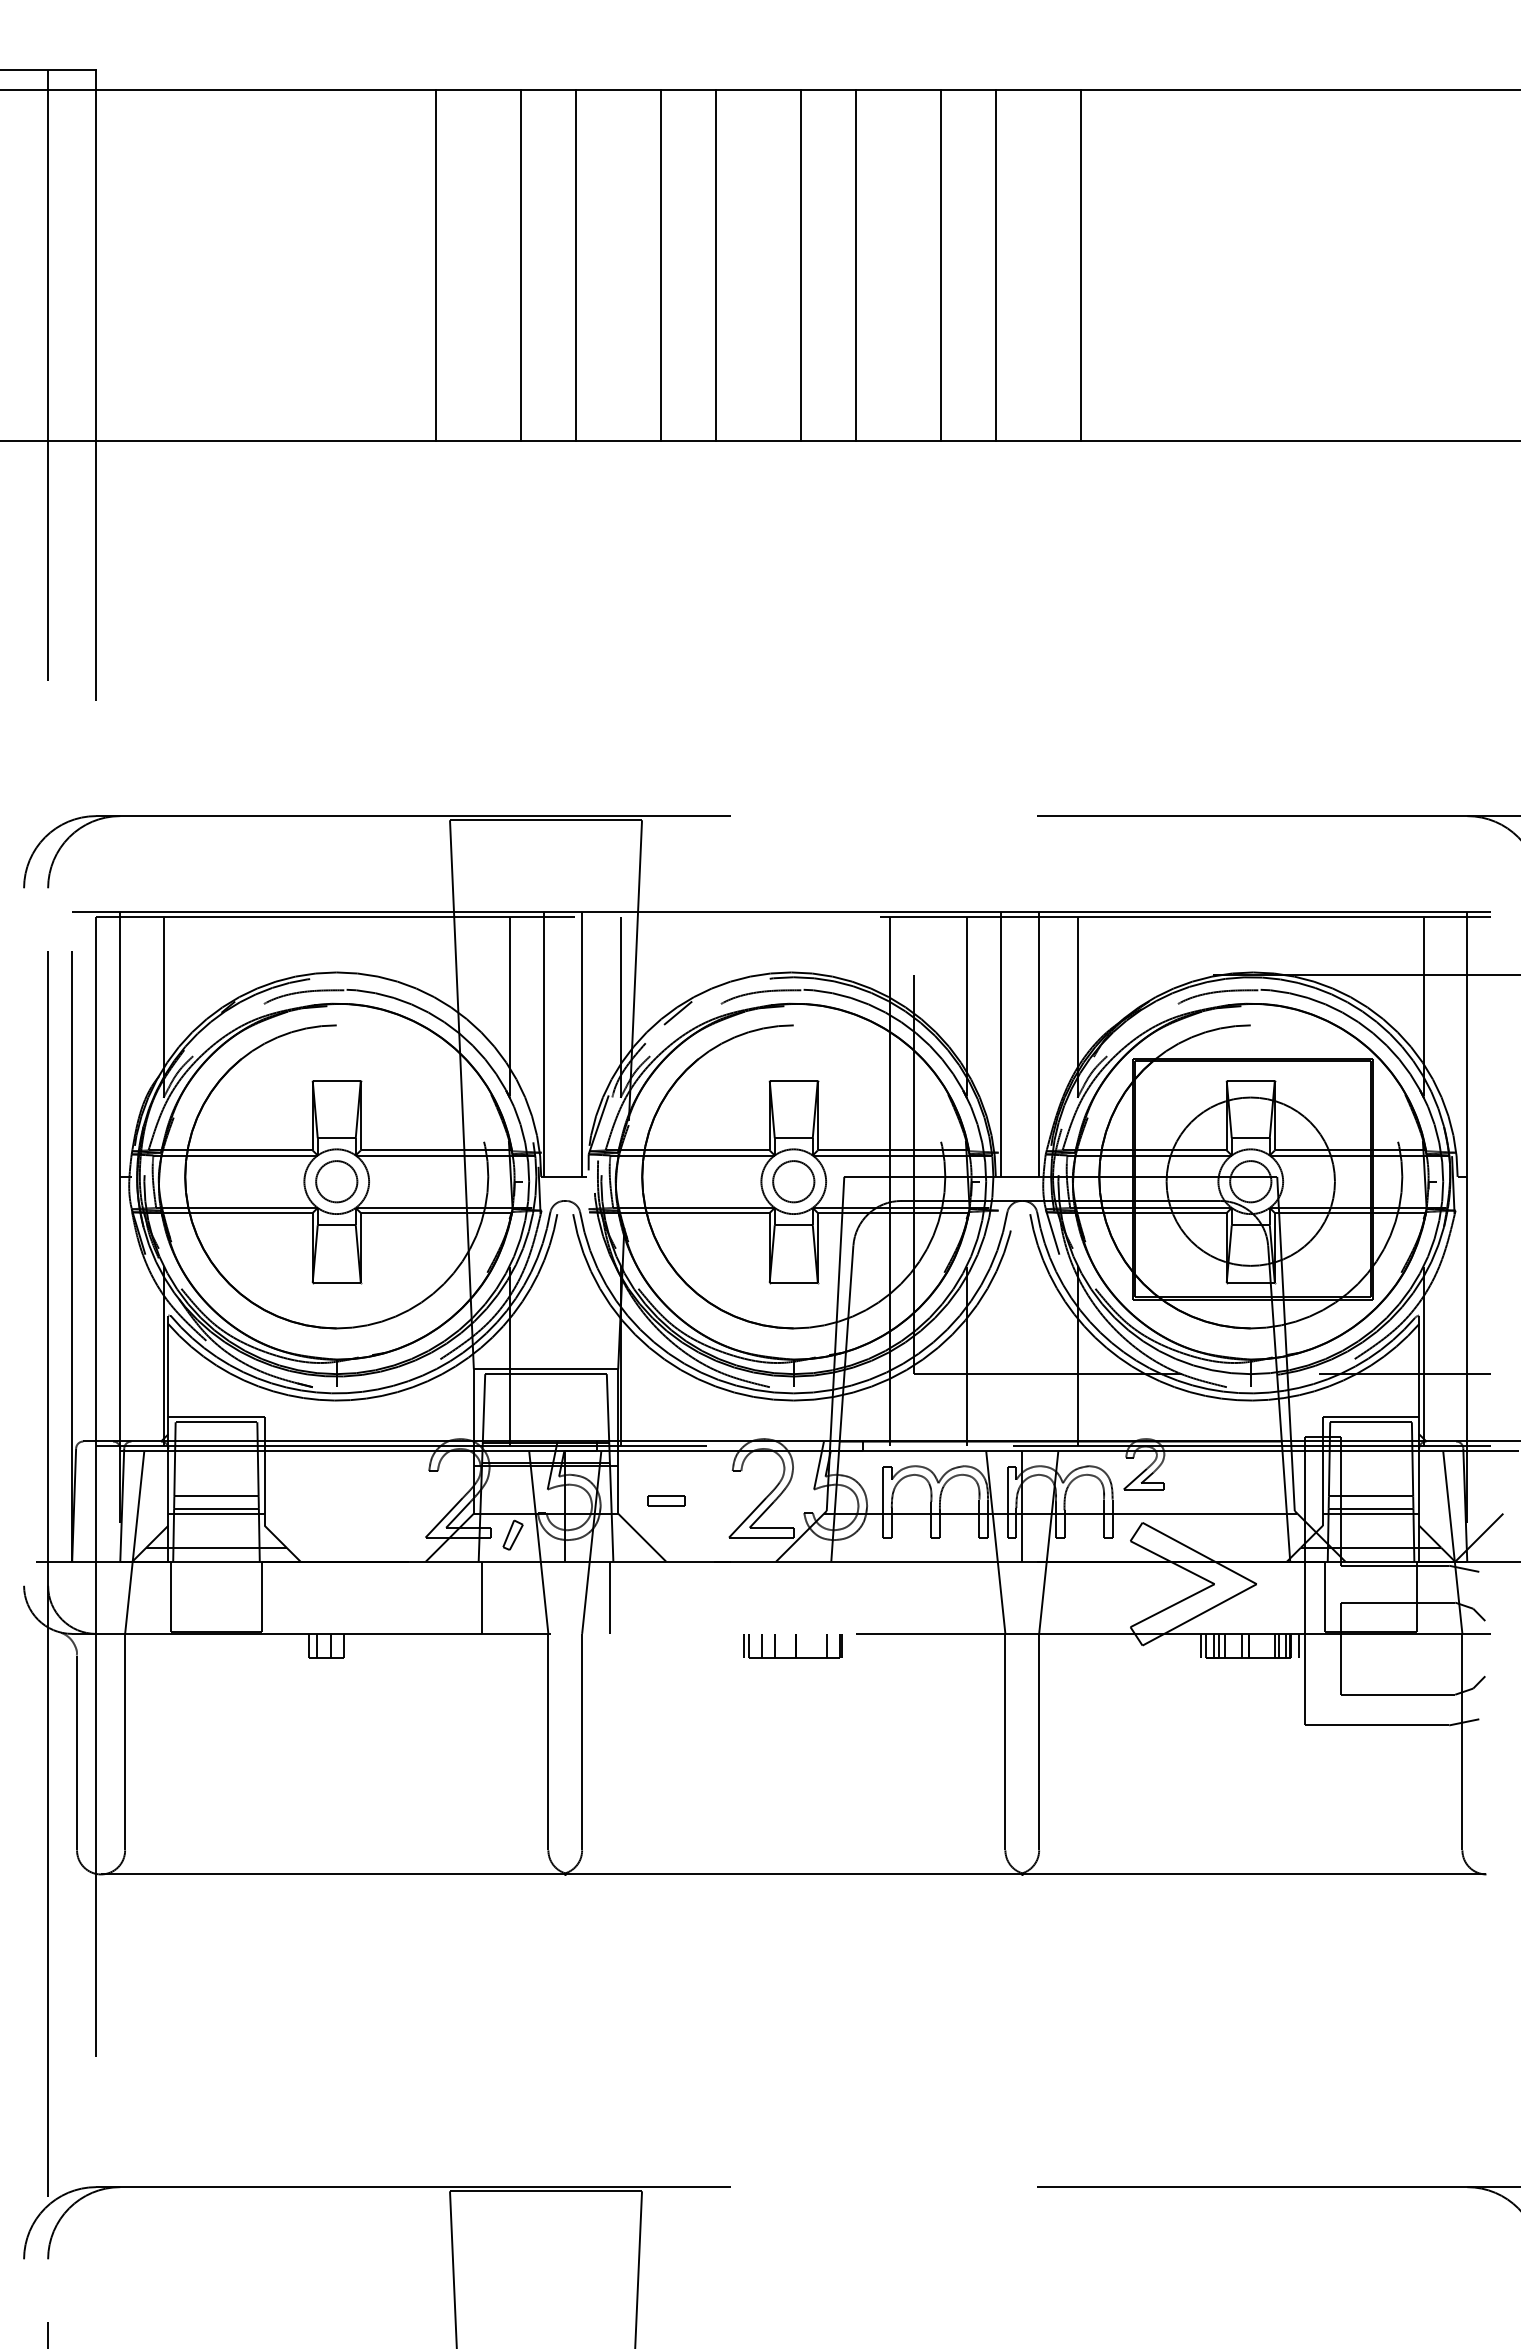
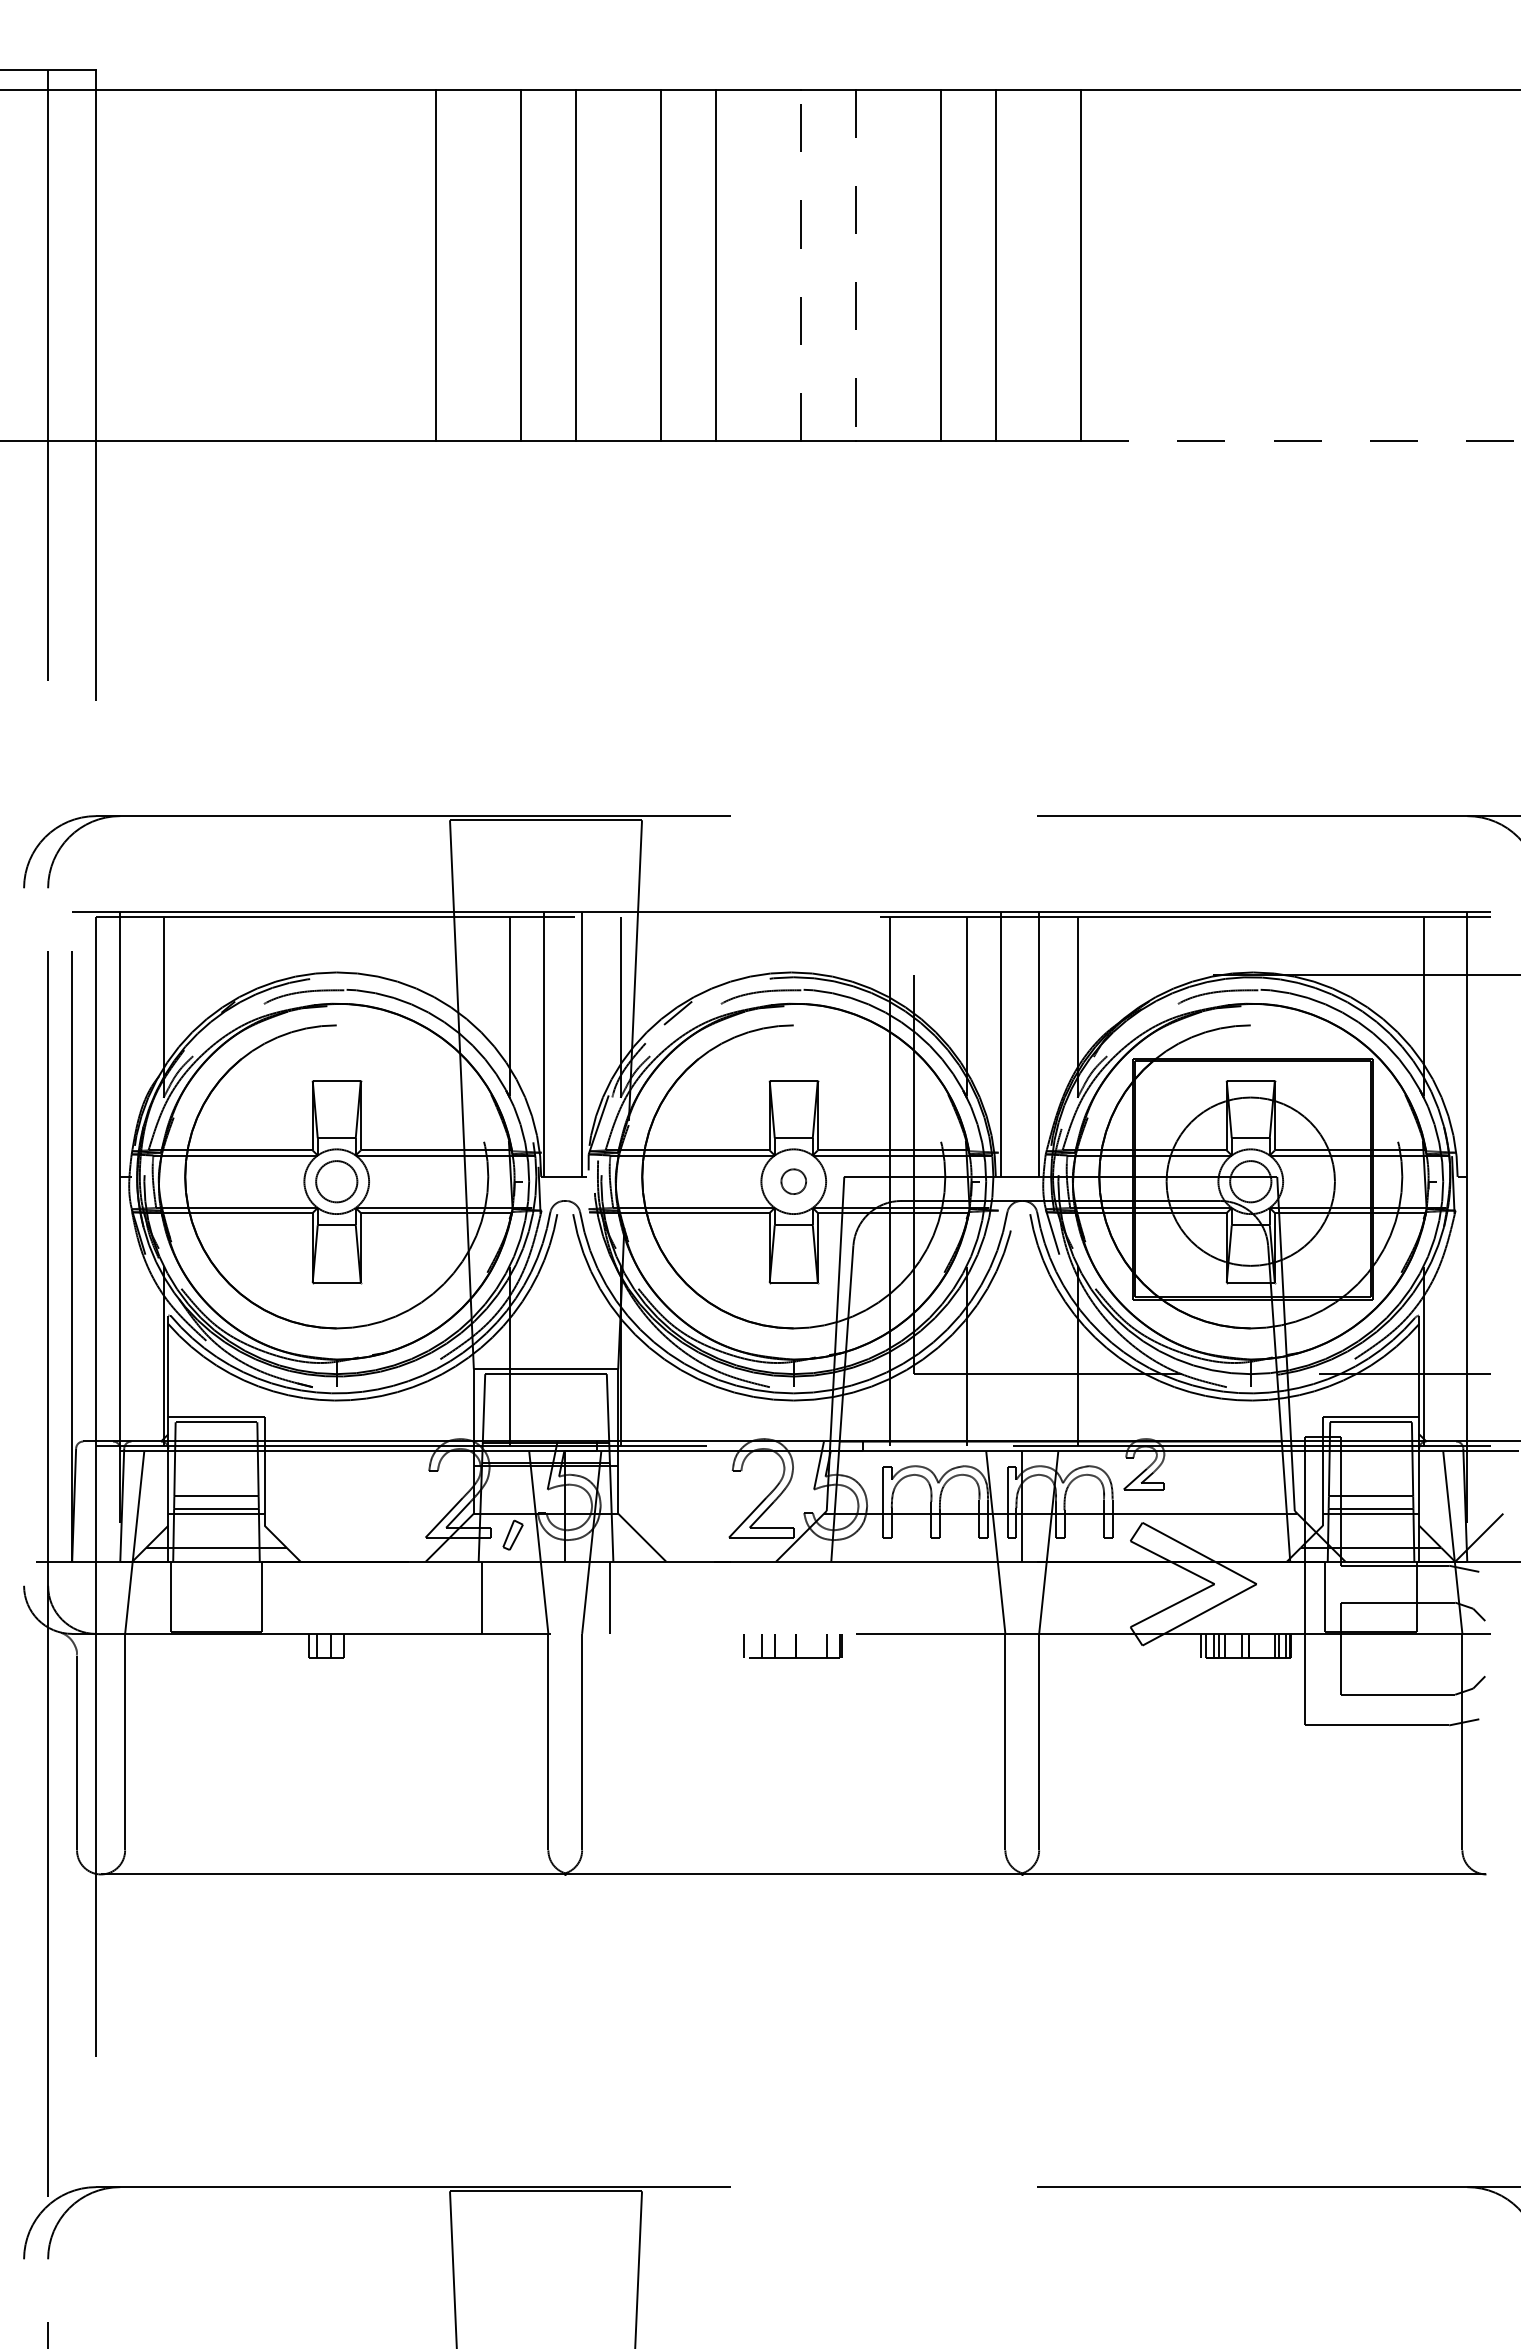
line: solid -> dashed (801, 265)
line: solid -> dashed (856, 265)
line: solid -> dashed (1300, 440)
circle diameter: 41 px -> 25 px (793, 1181)
part: present -> none (666, 1500)
line: present -> none (749, 1645)
line: present -> none (1298, 1645)
